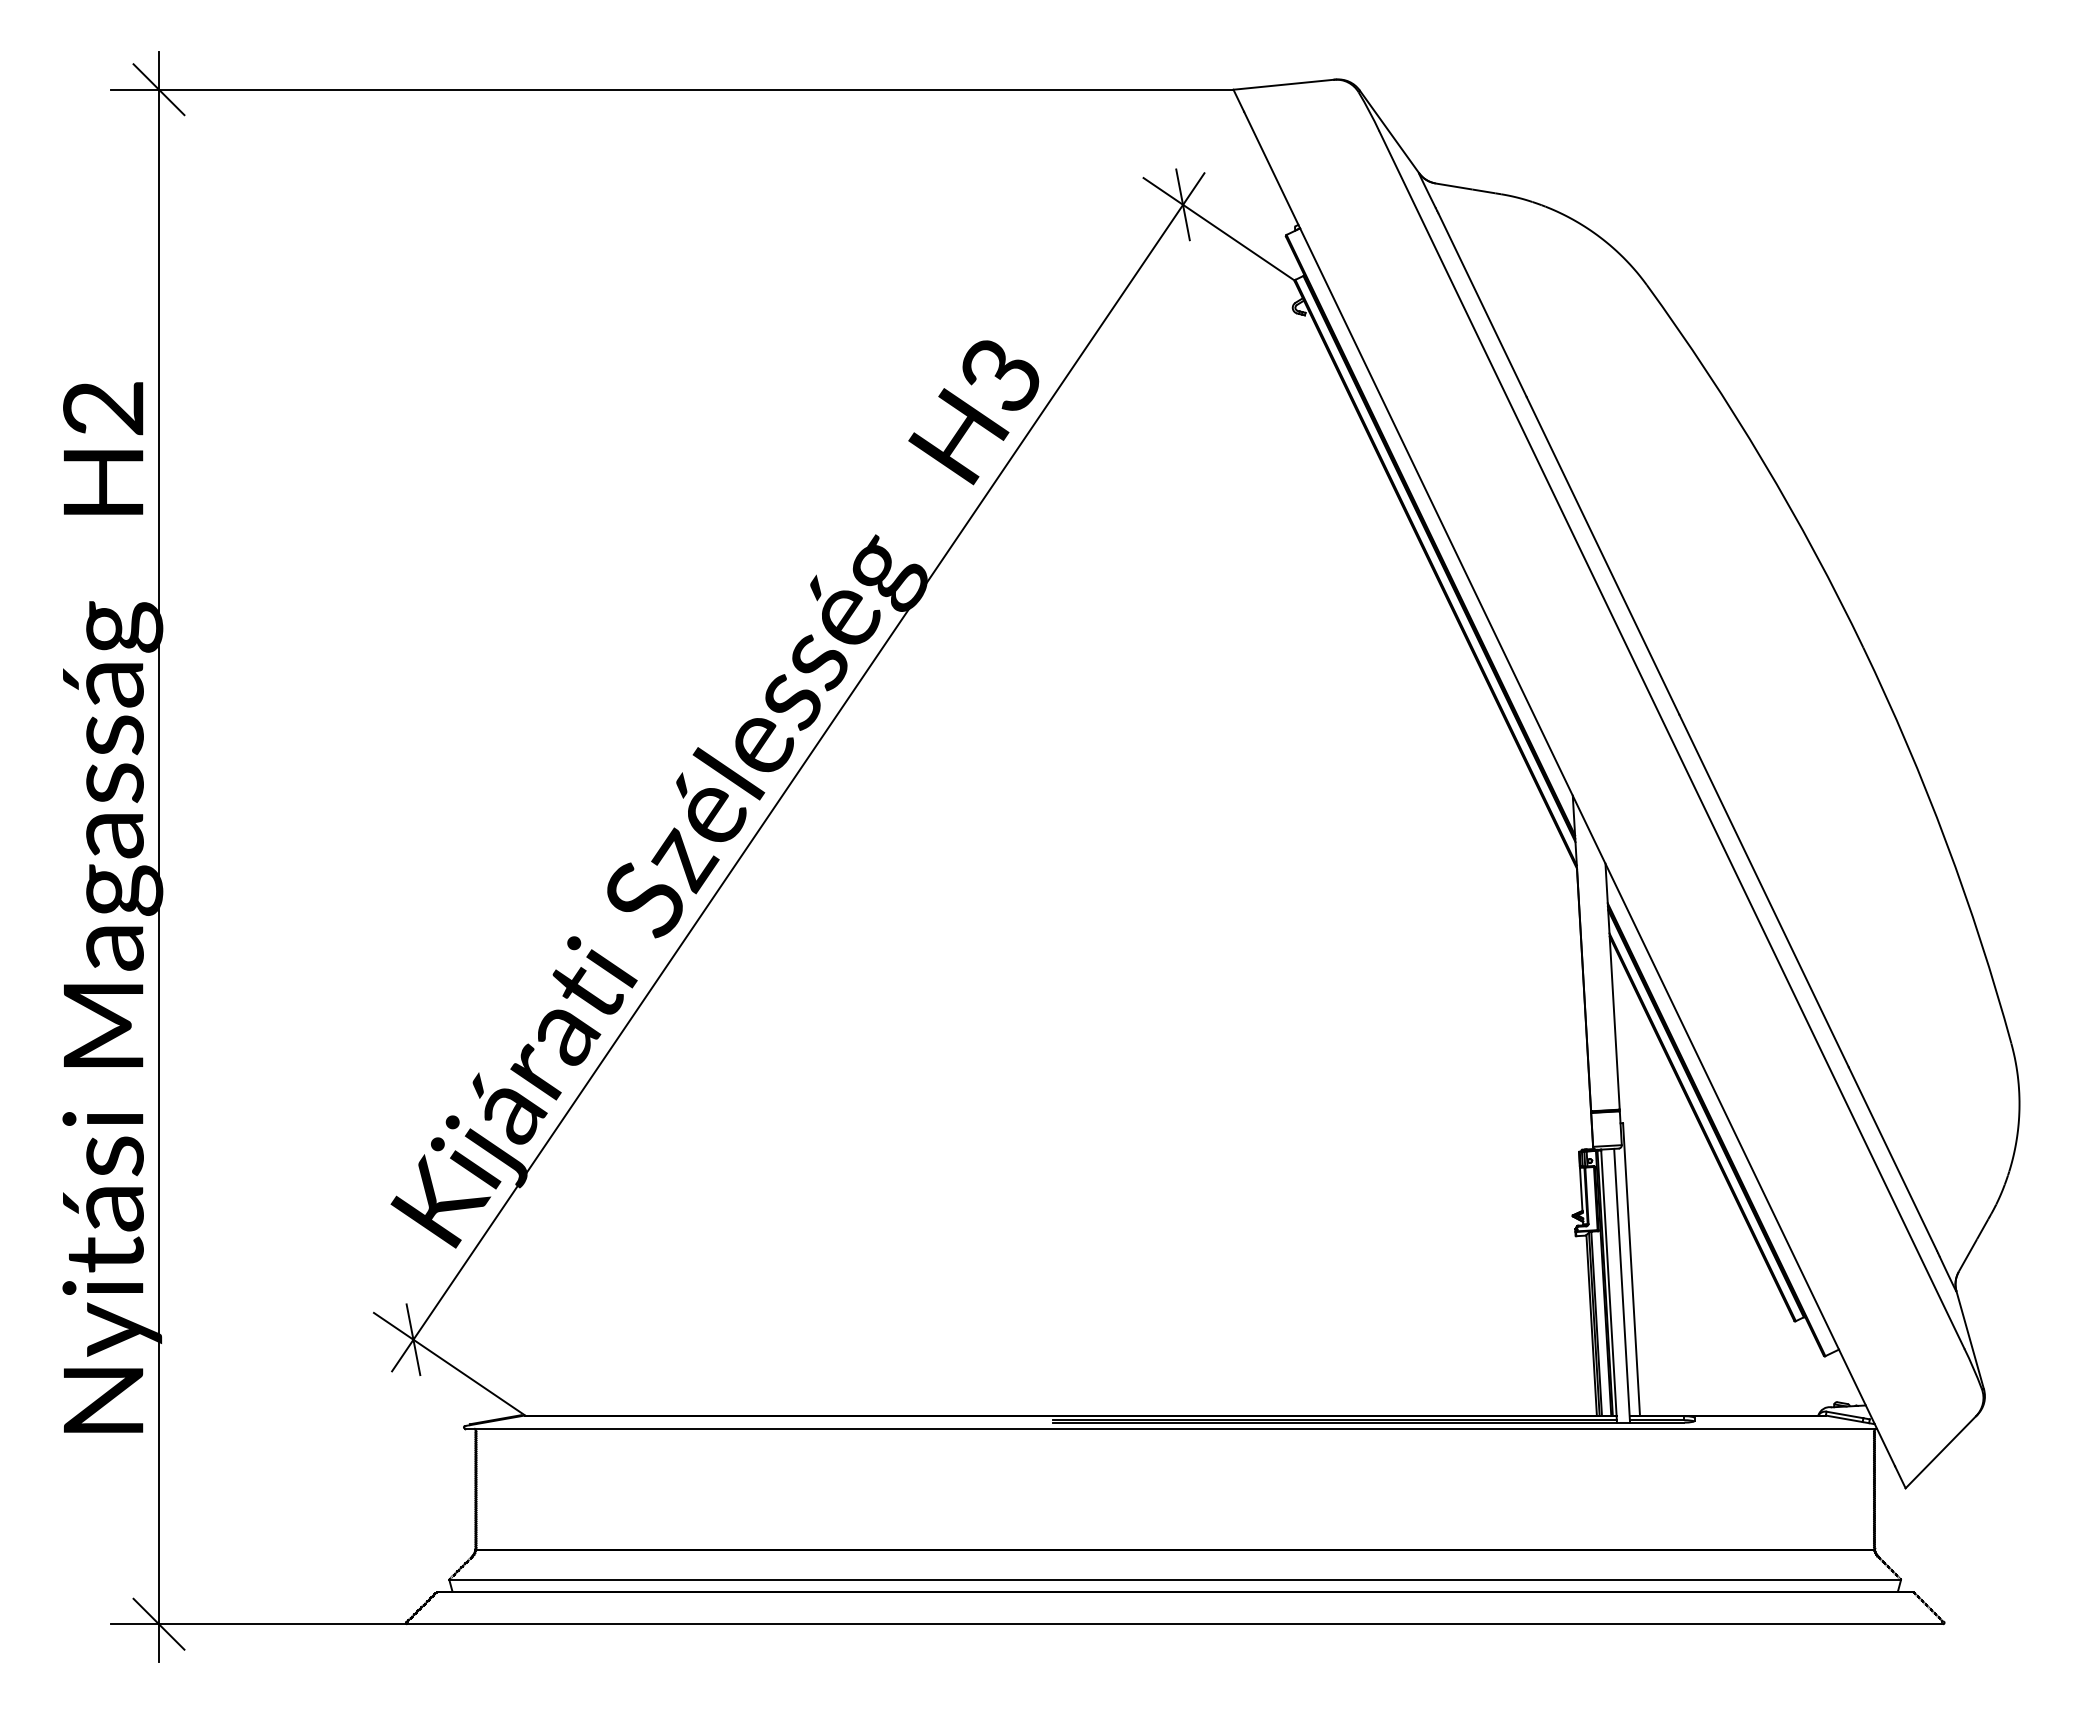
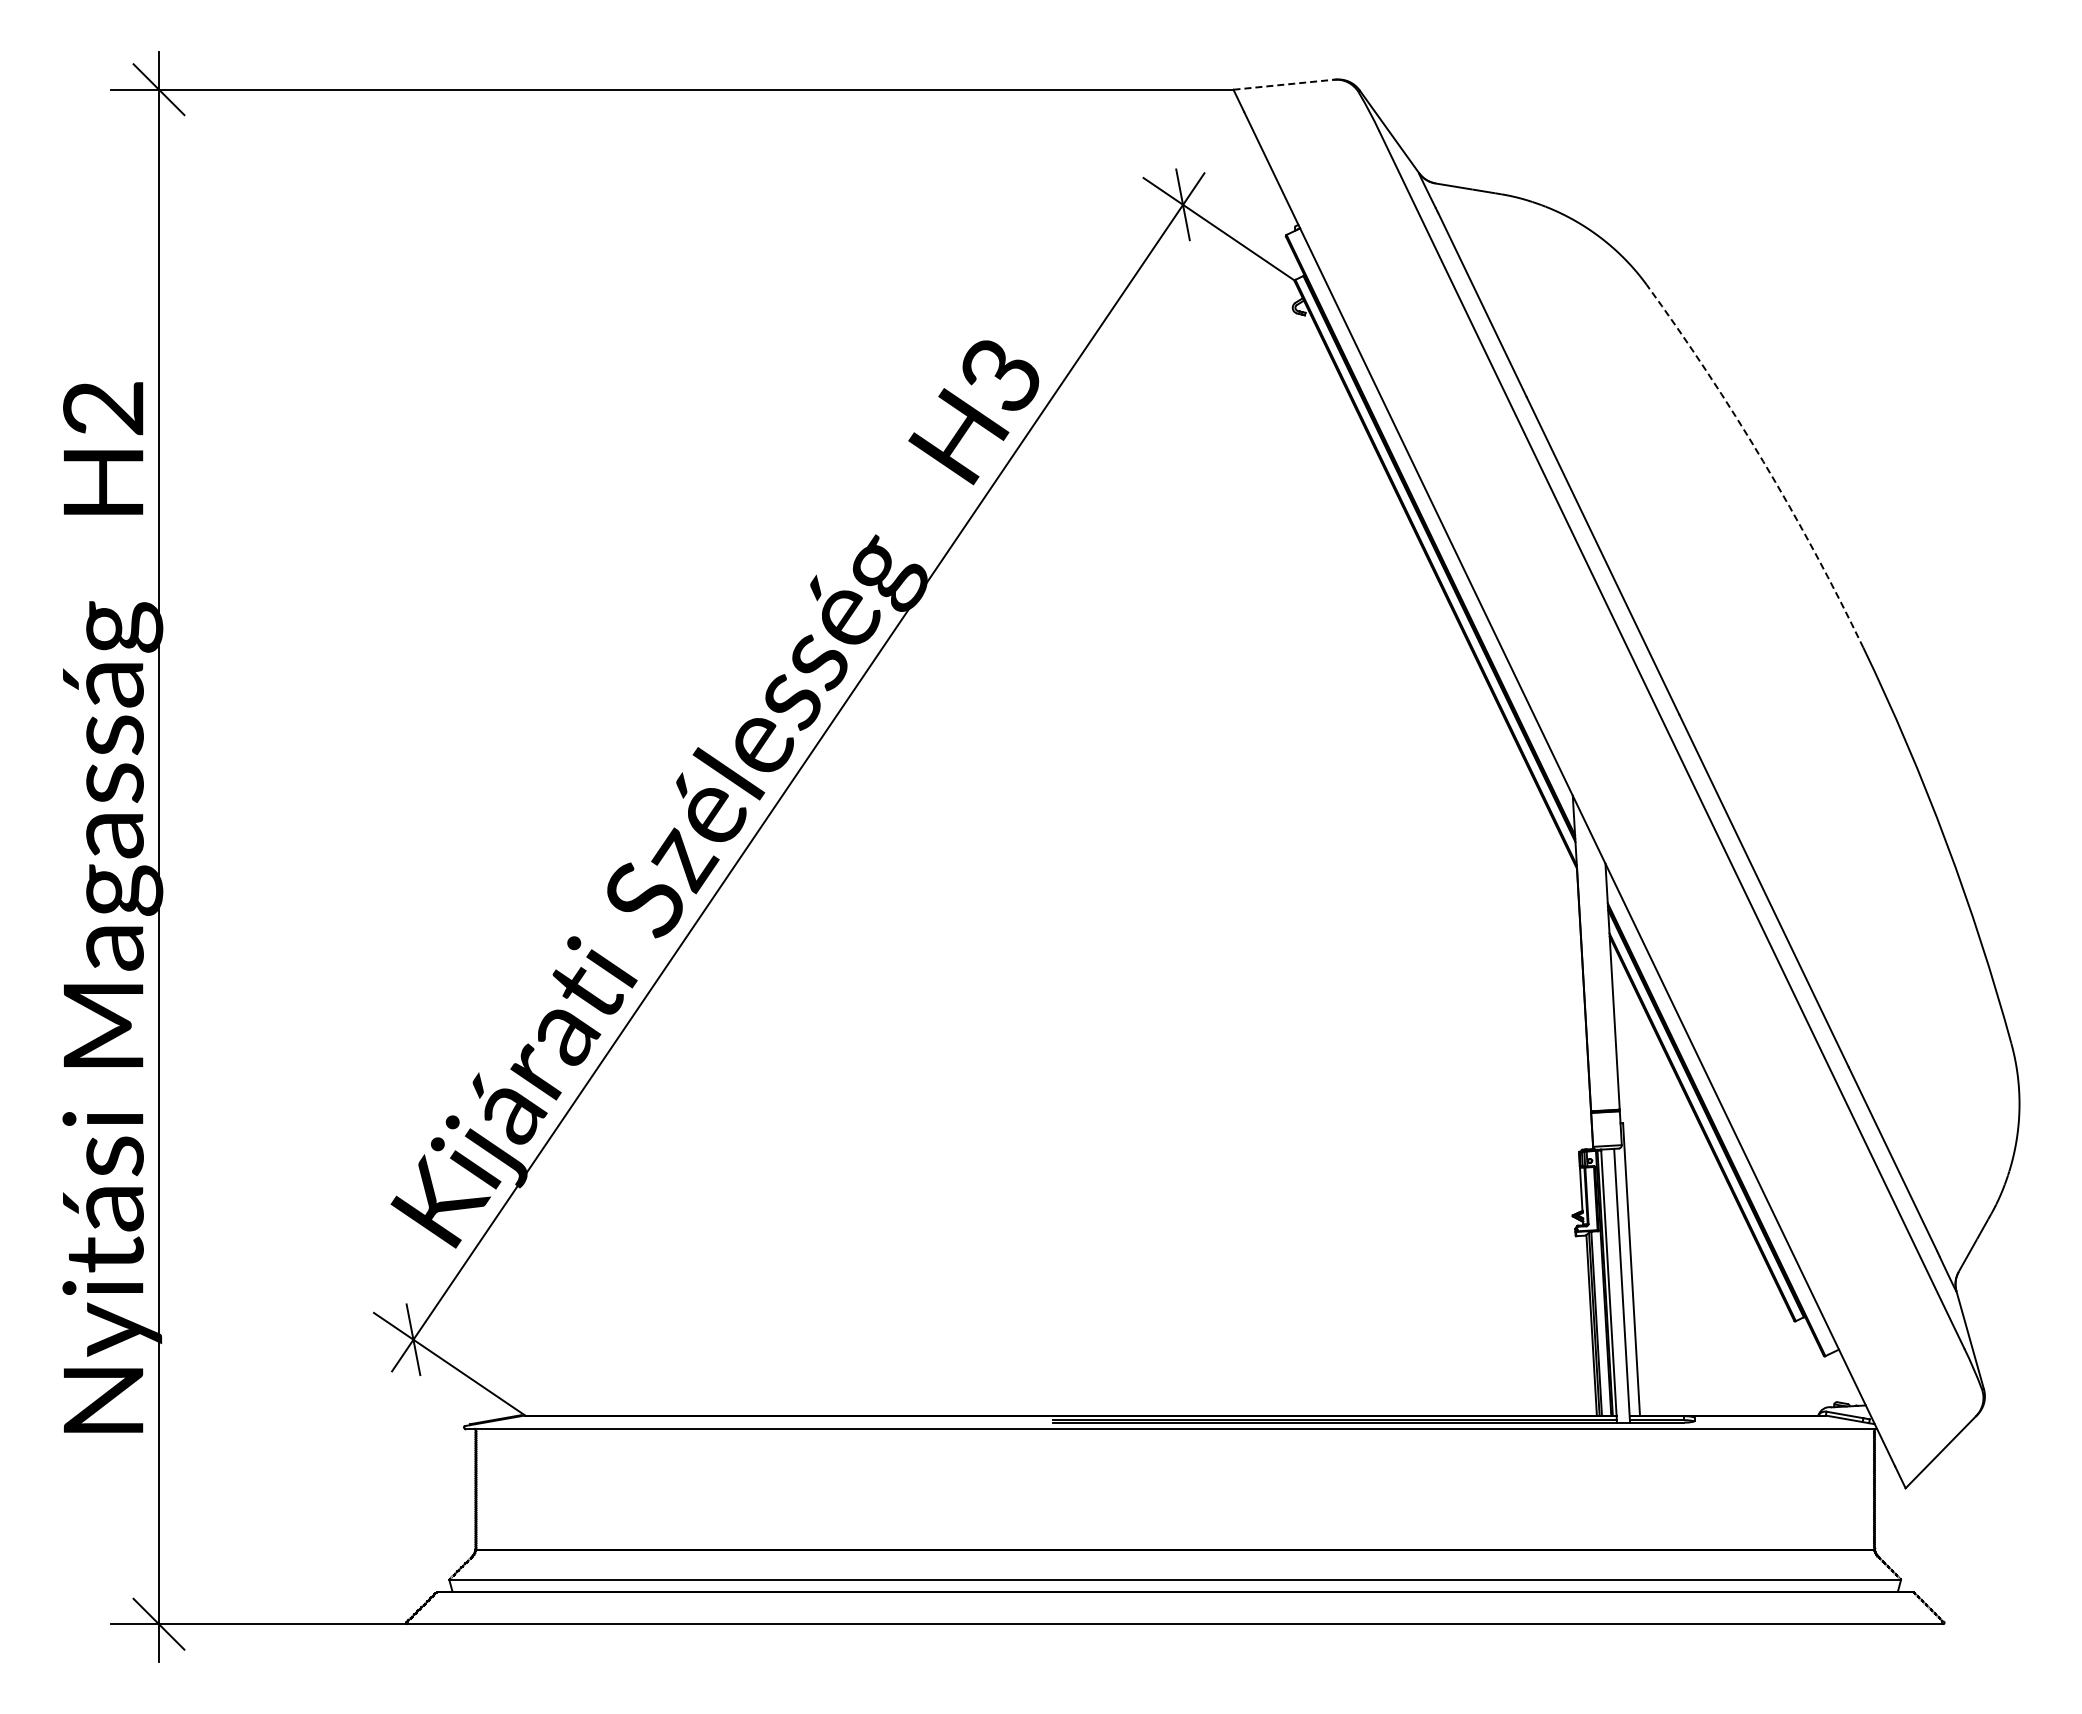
line: solid -> dashed (1284, 84)
arc: solid -> dashed (1763, 461)
